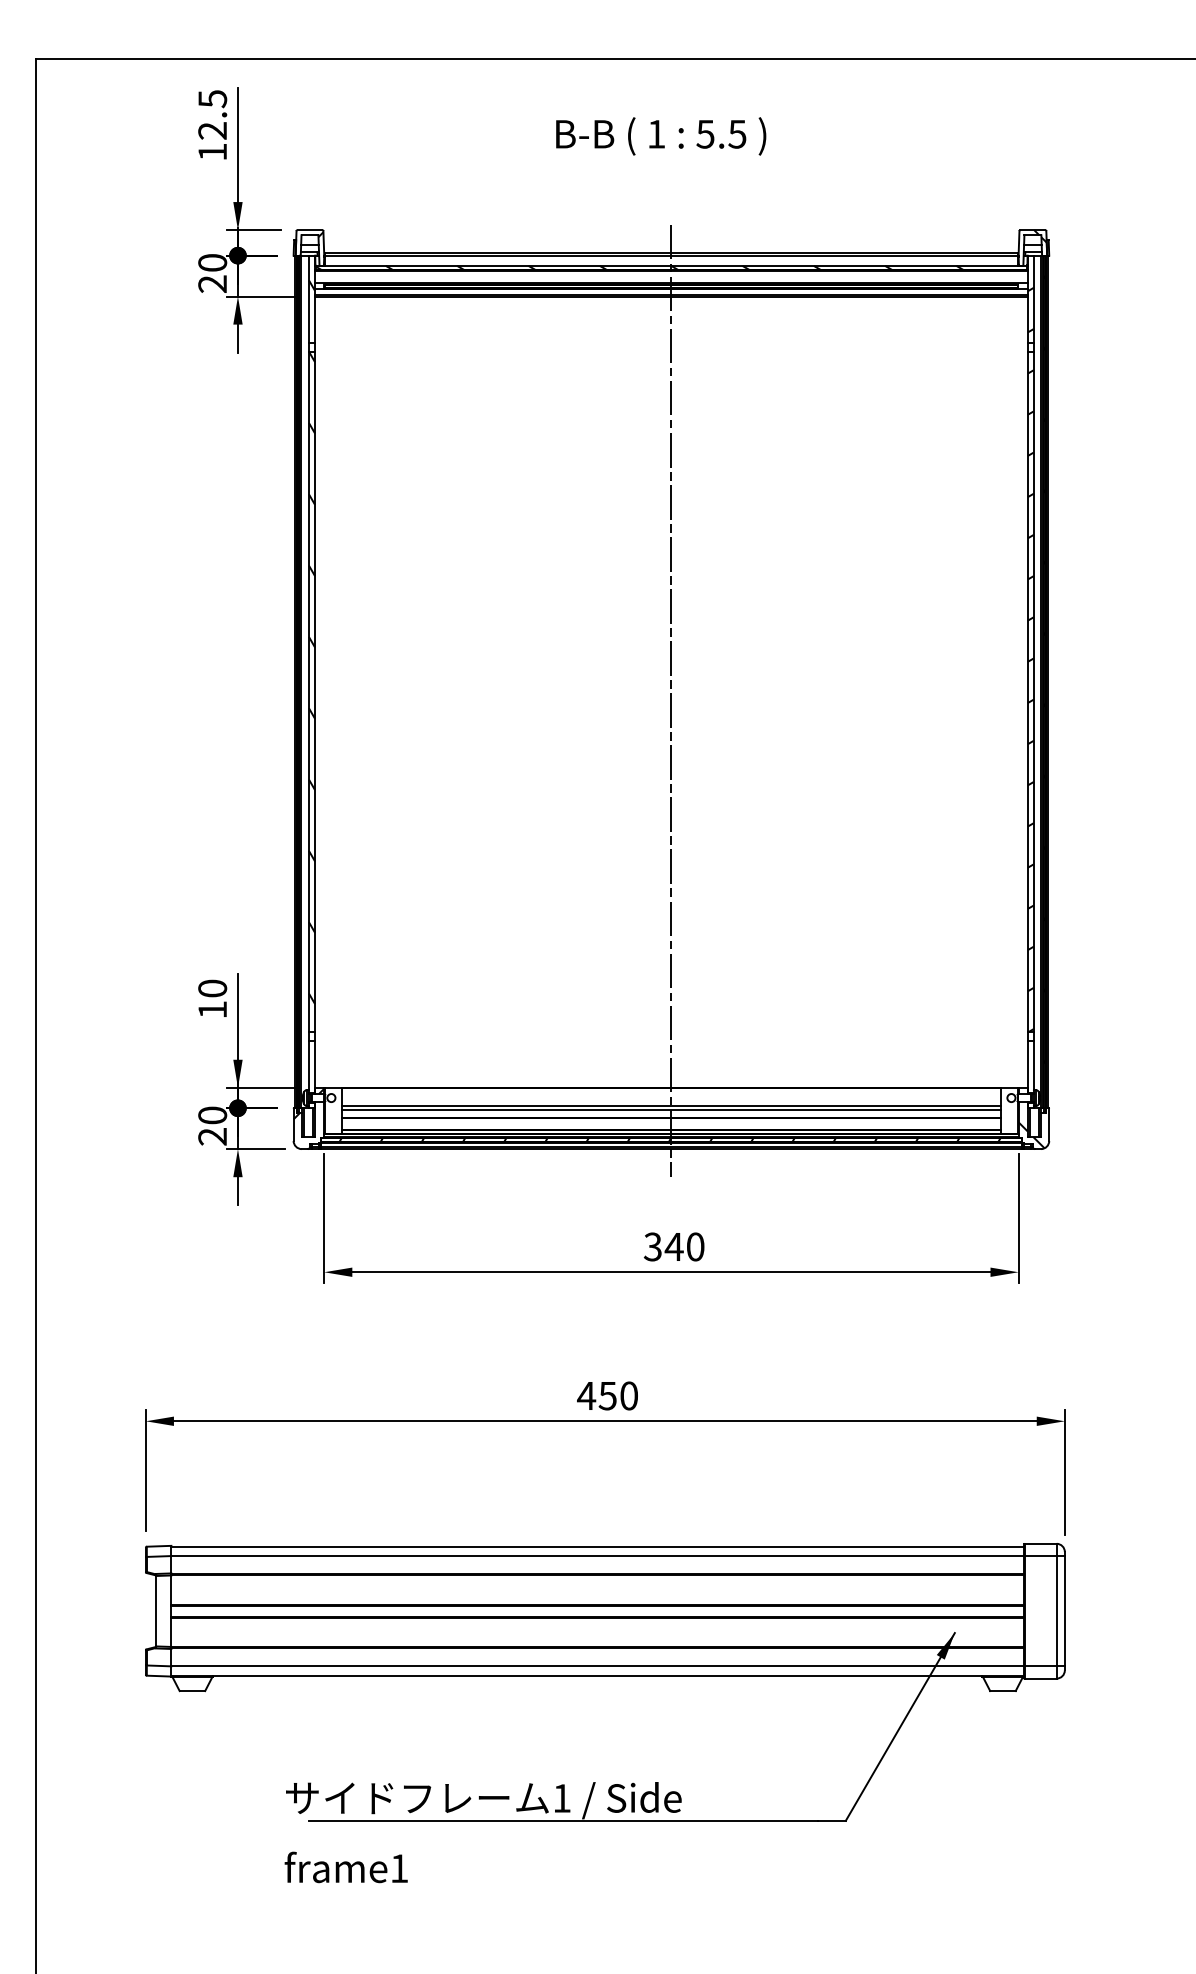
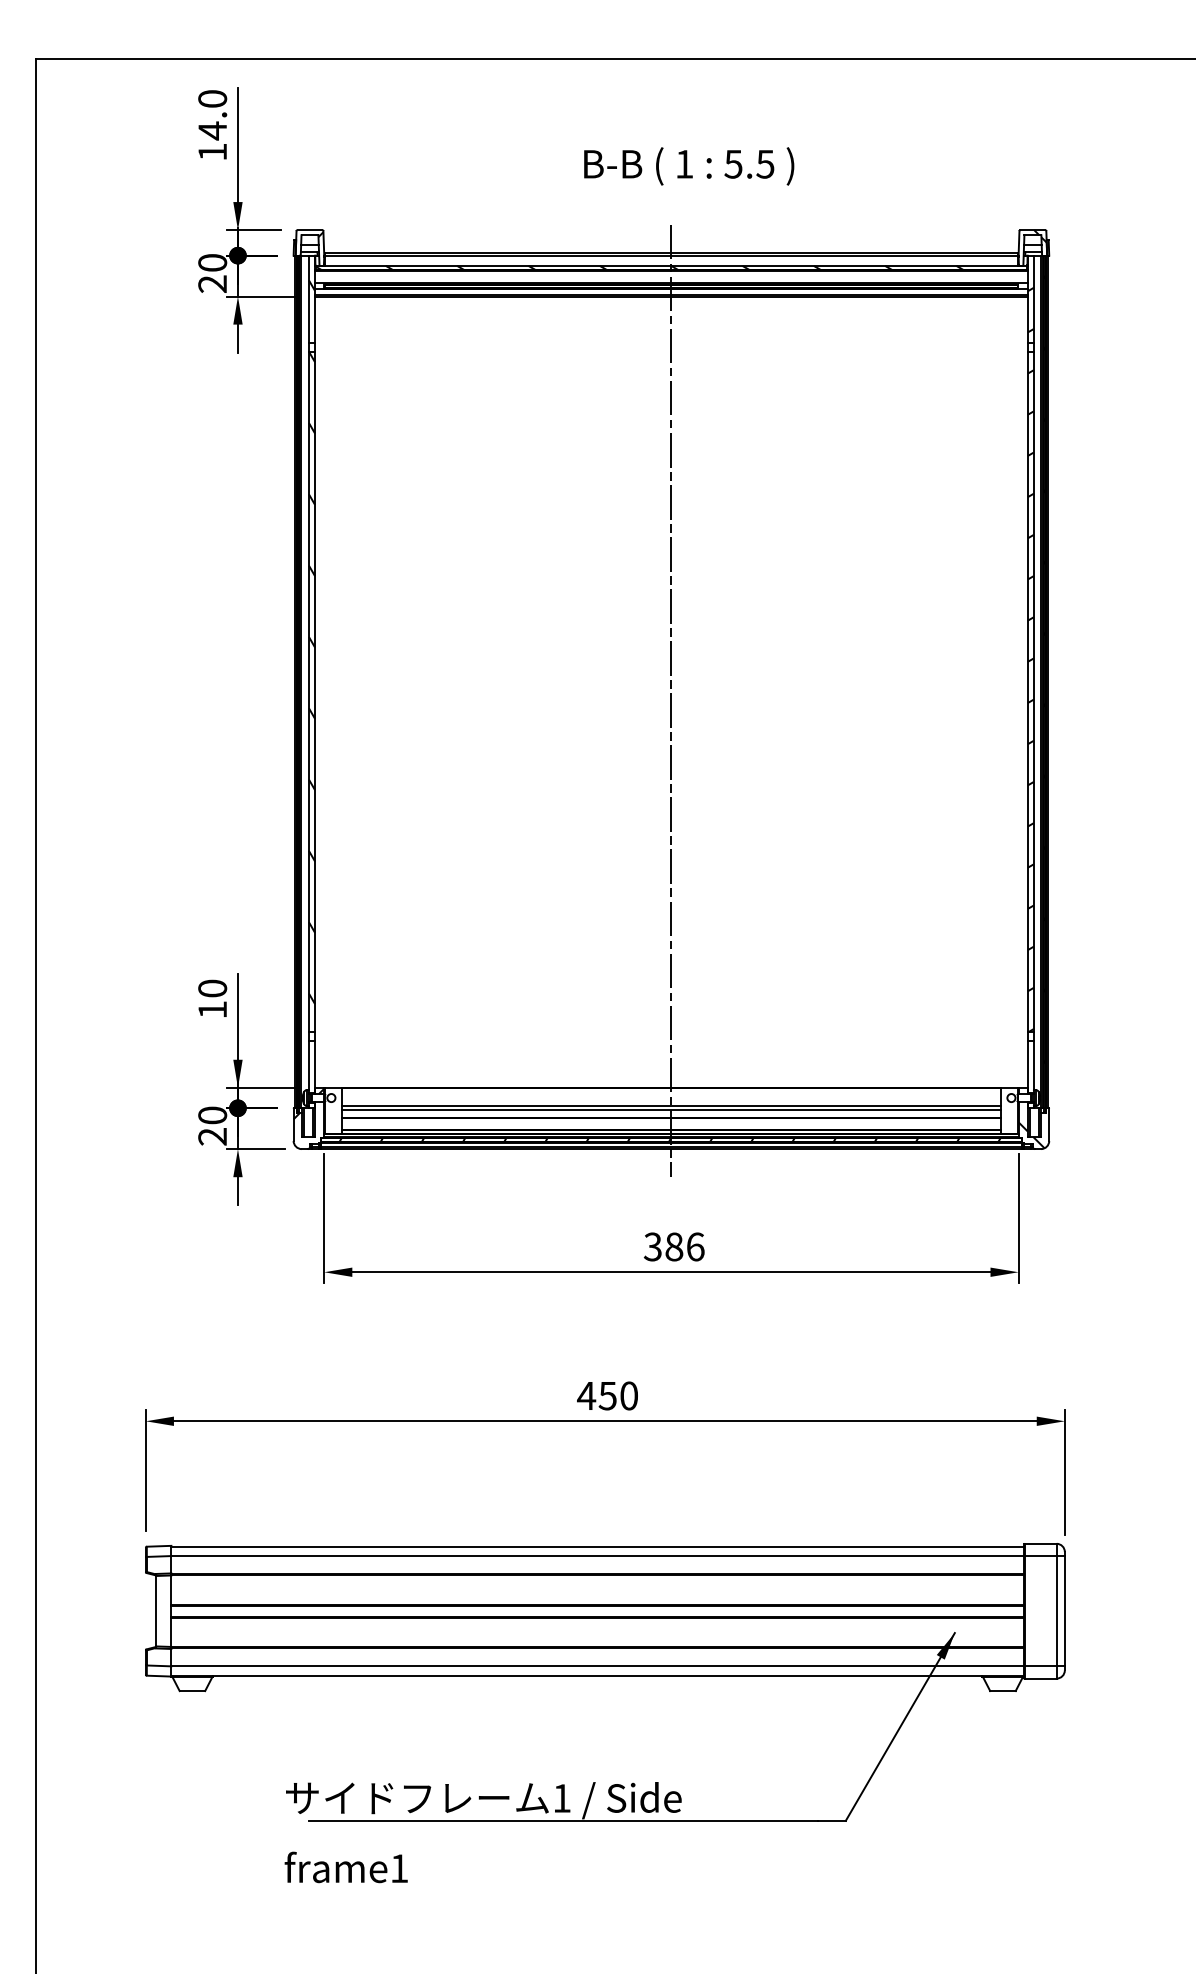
text: 12.5 -> 14.0 (212, 115)
text position: (661, 136) -> (689, 166) (689, 166)
text: 340 -> 386 (684, 1246)
